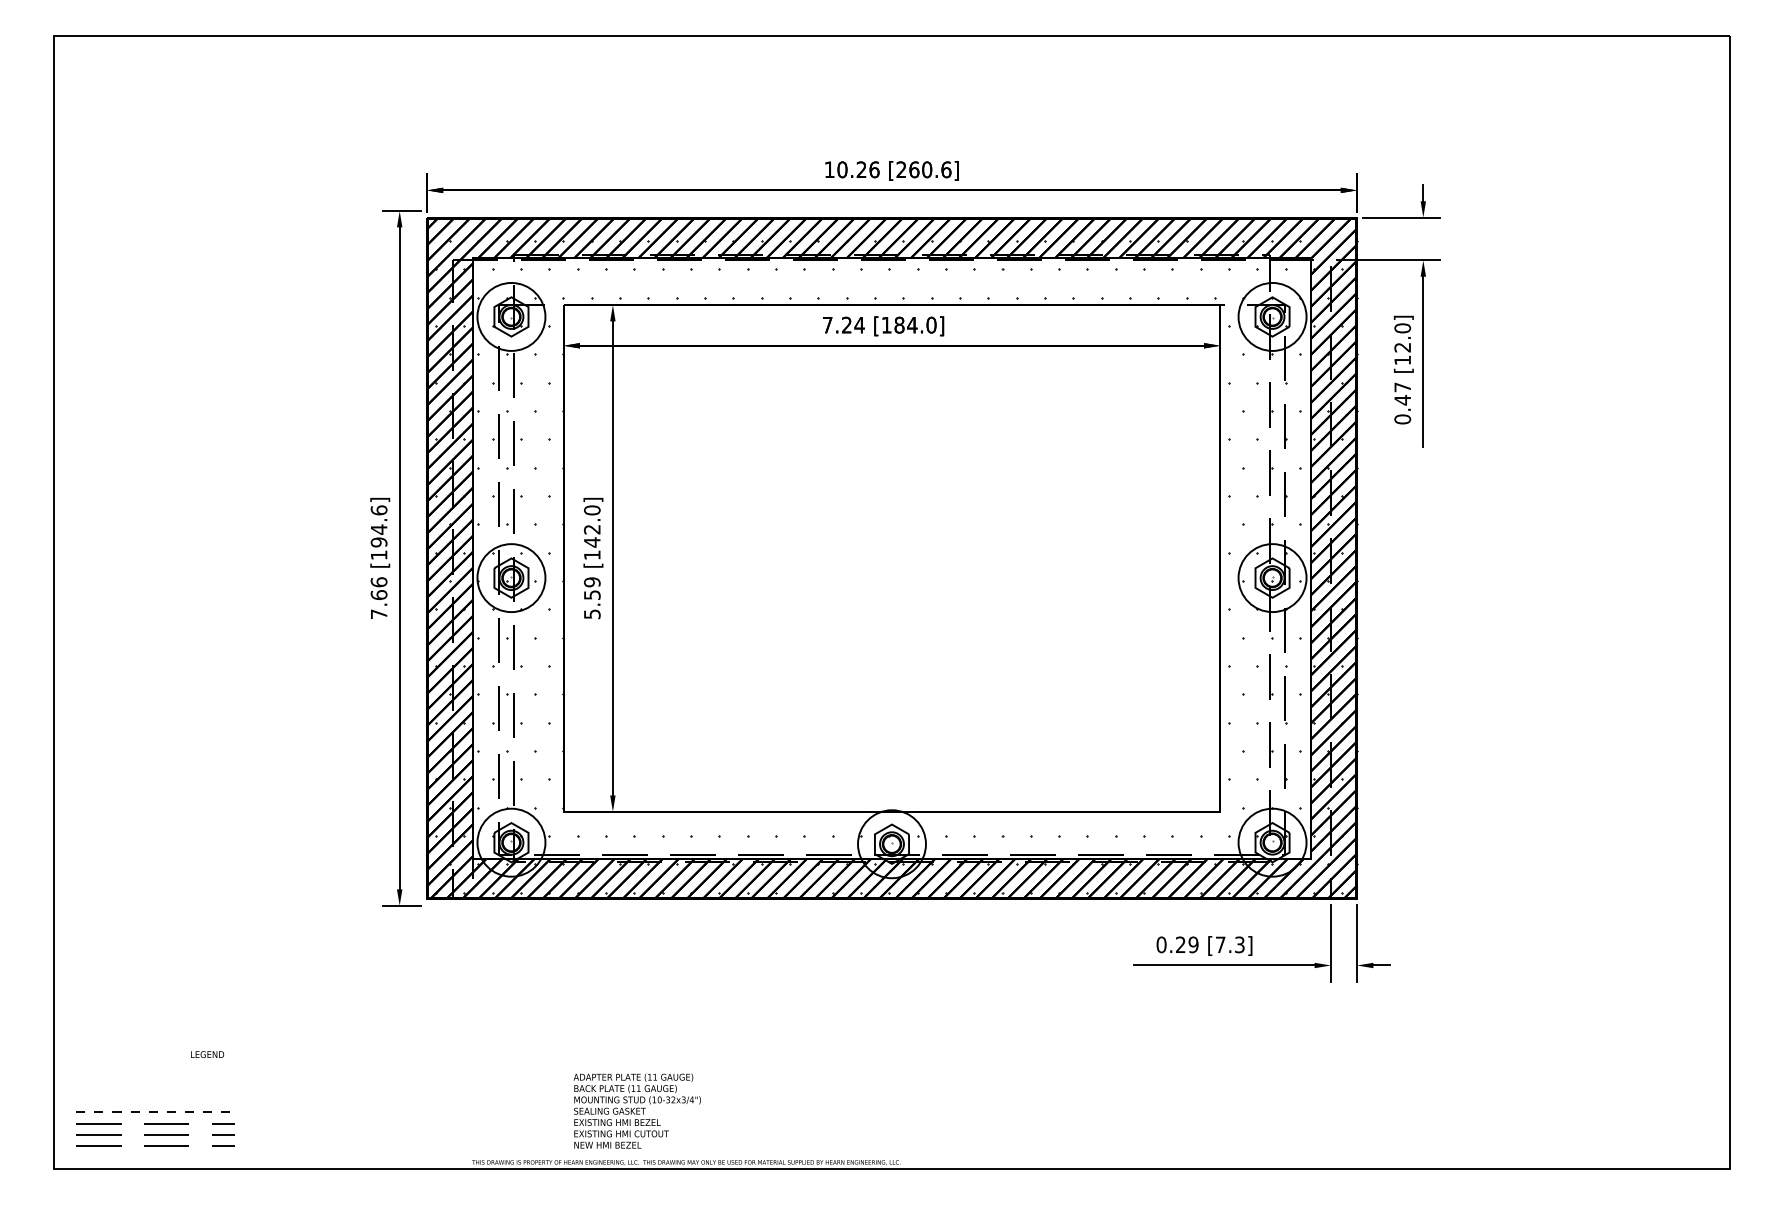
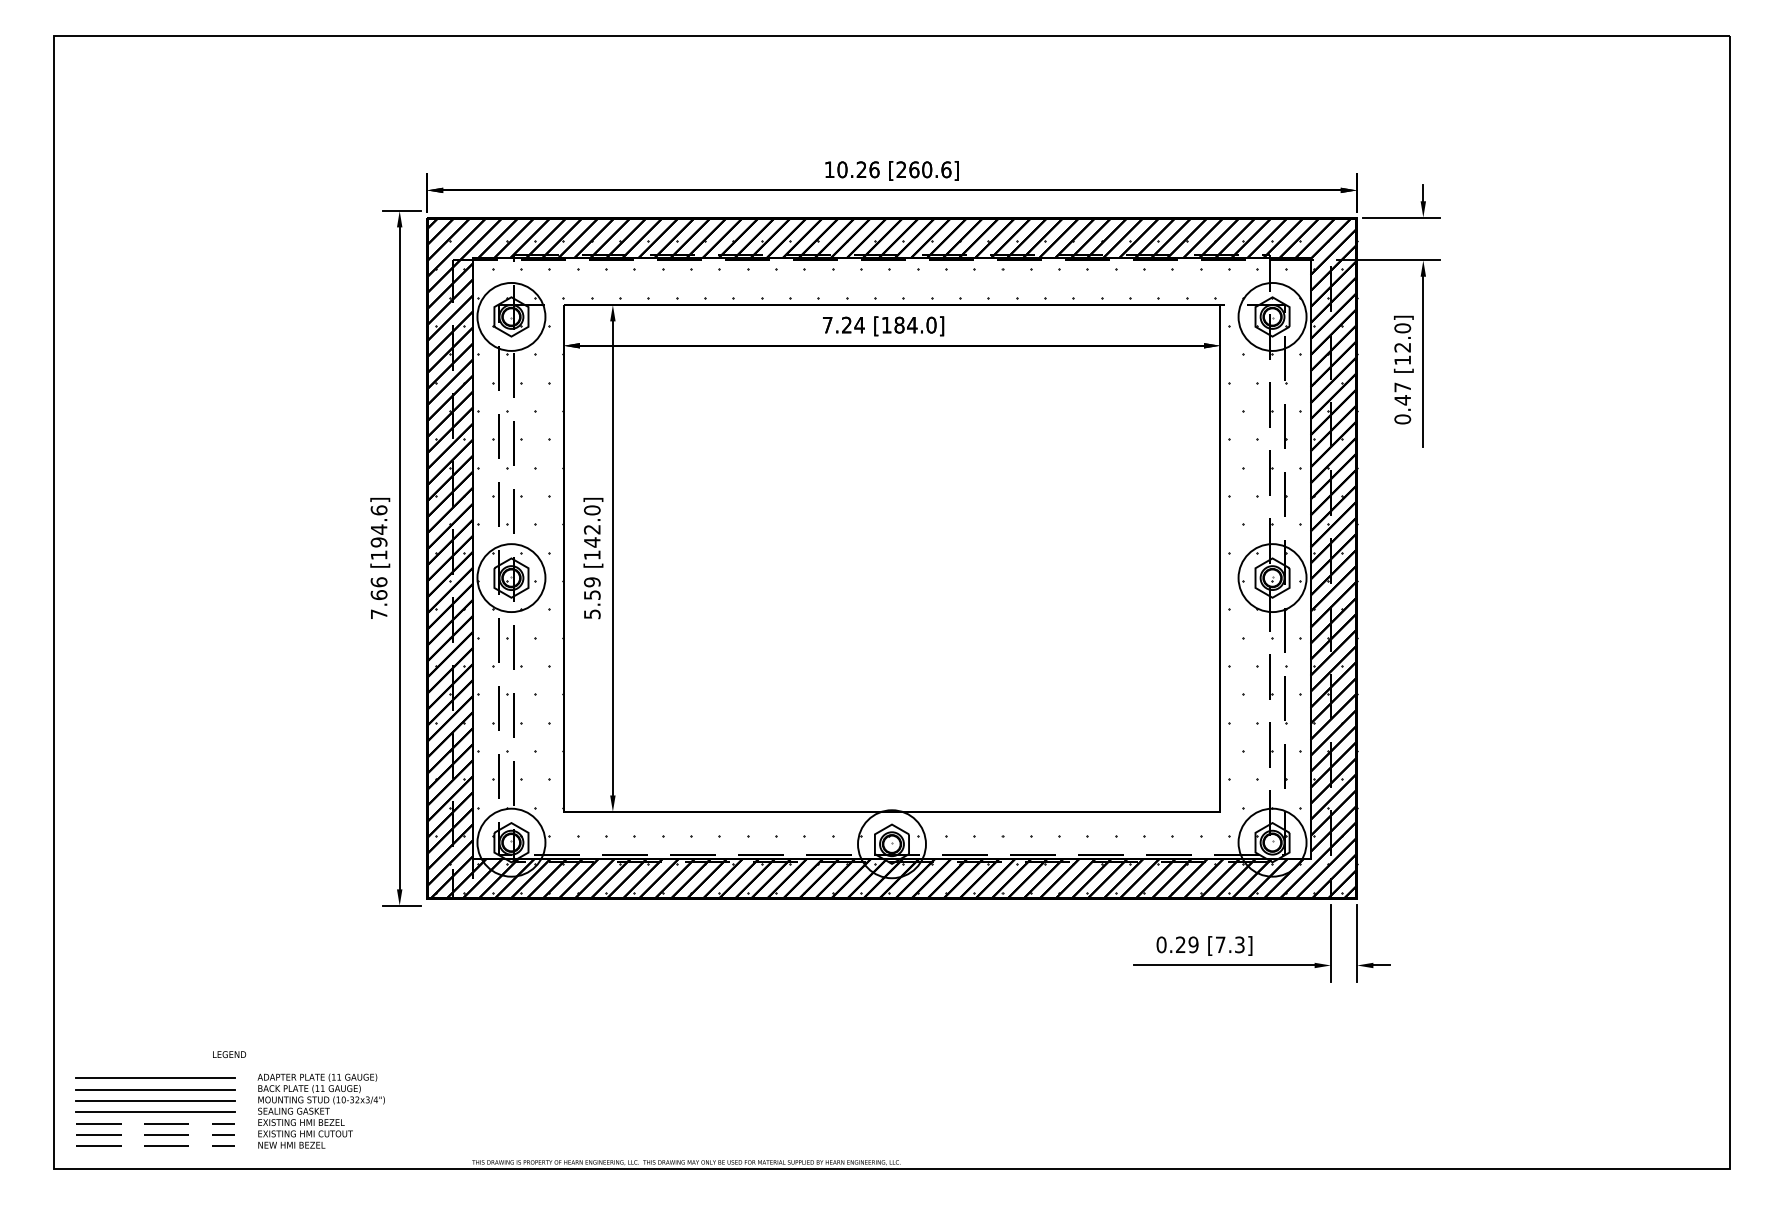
text position: (207, 1054) -> (229, 1054) (229, 1054)
line: none -> present (155, 1078)
line: none -> present (155, 1089)
line: none -> present (155, 1101)
text position: (636, 1110) -> (320, 1110) (320, 1110)
line: dashed -> solid (155, 1112)
